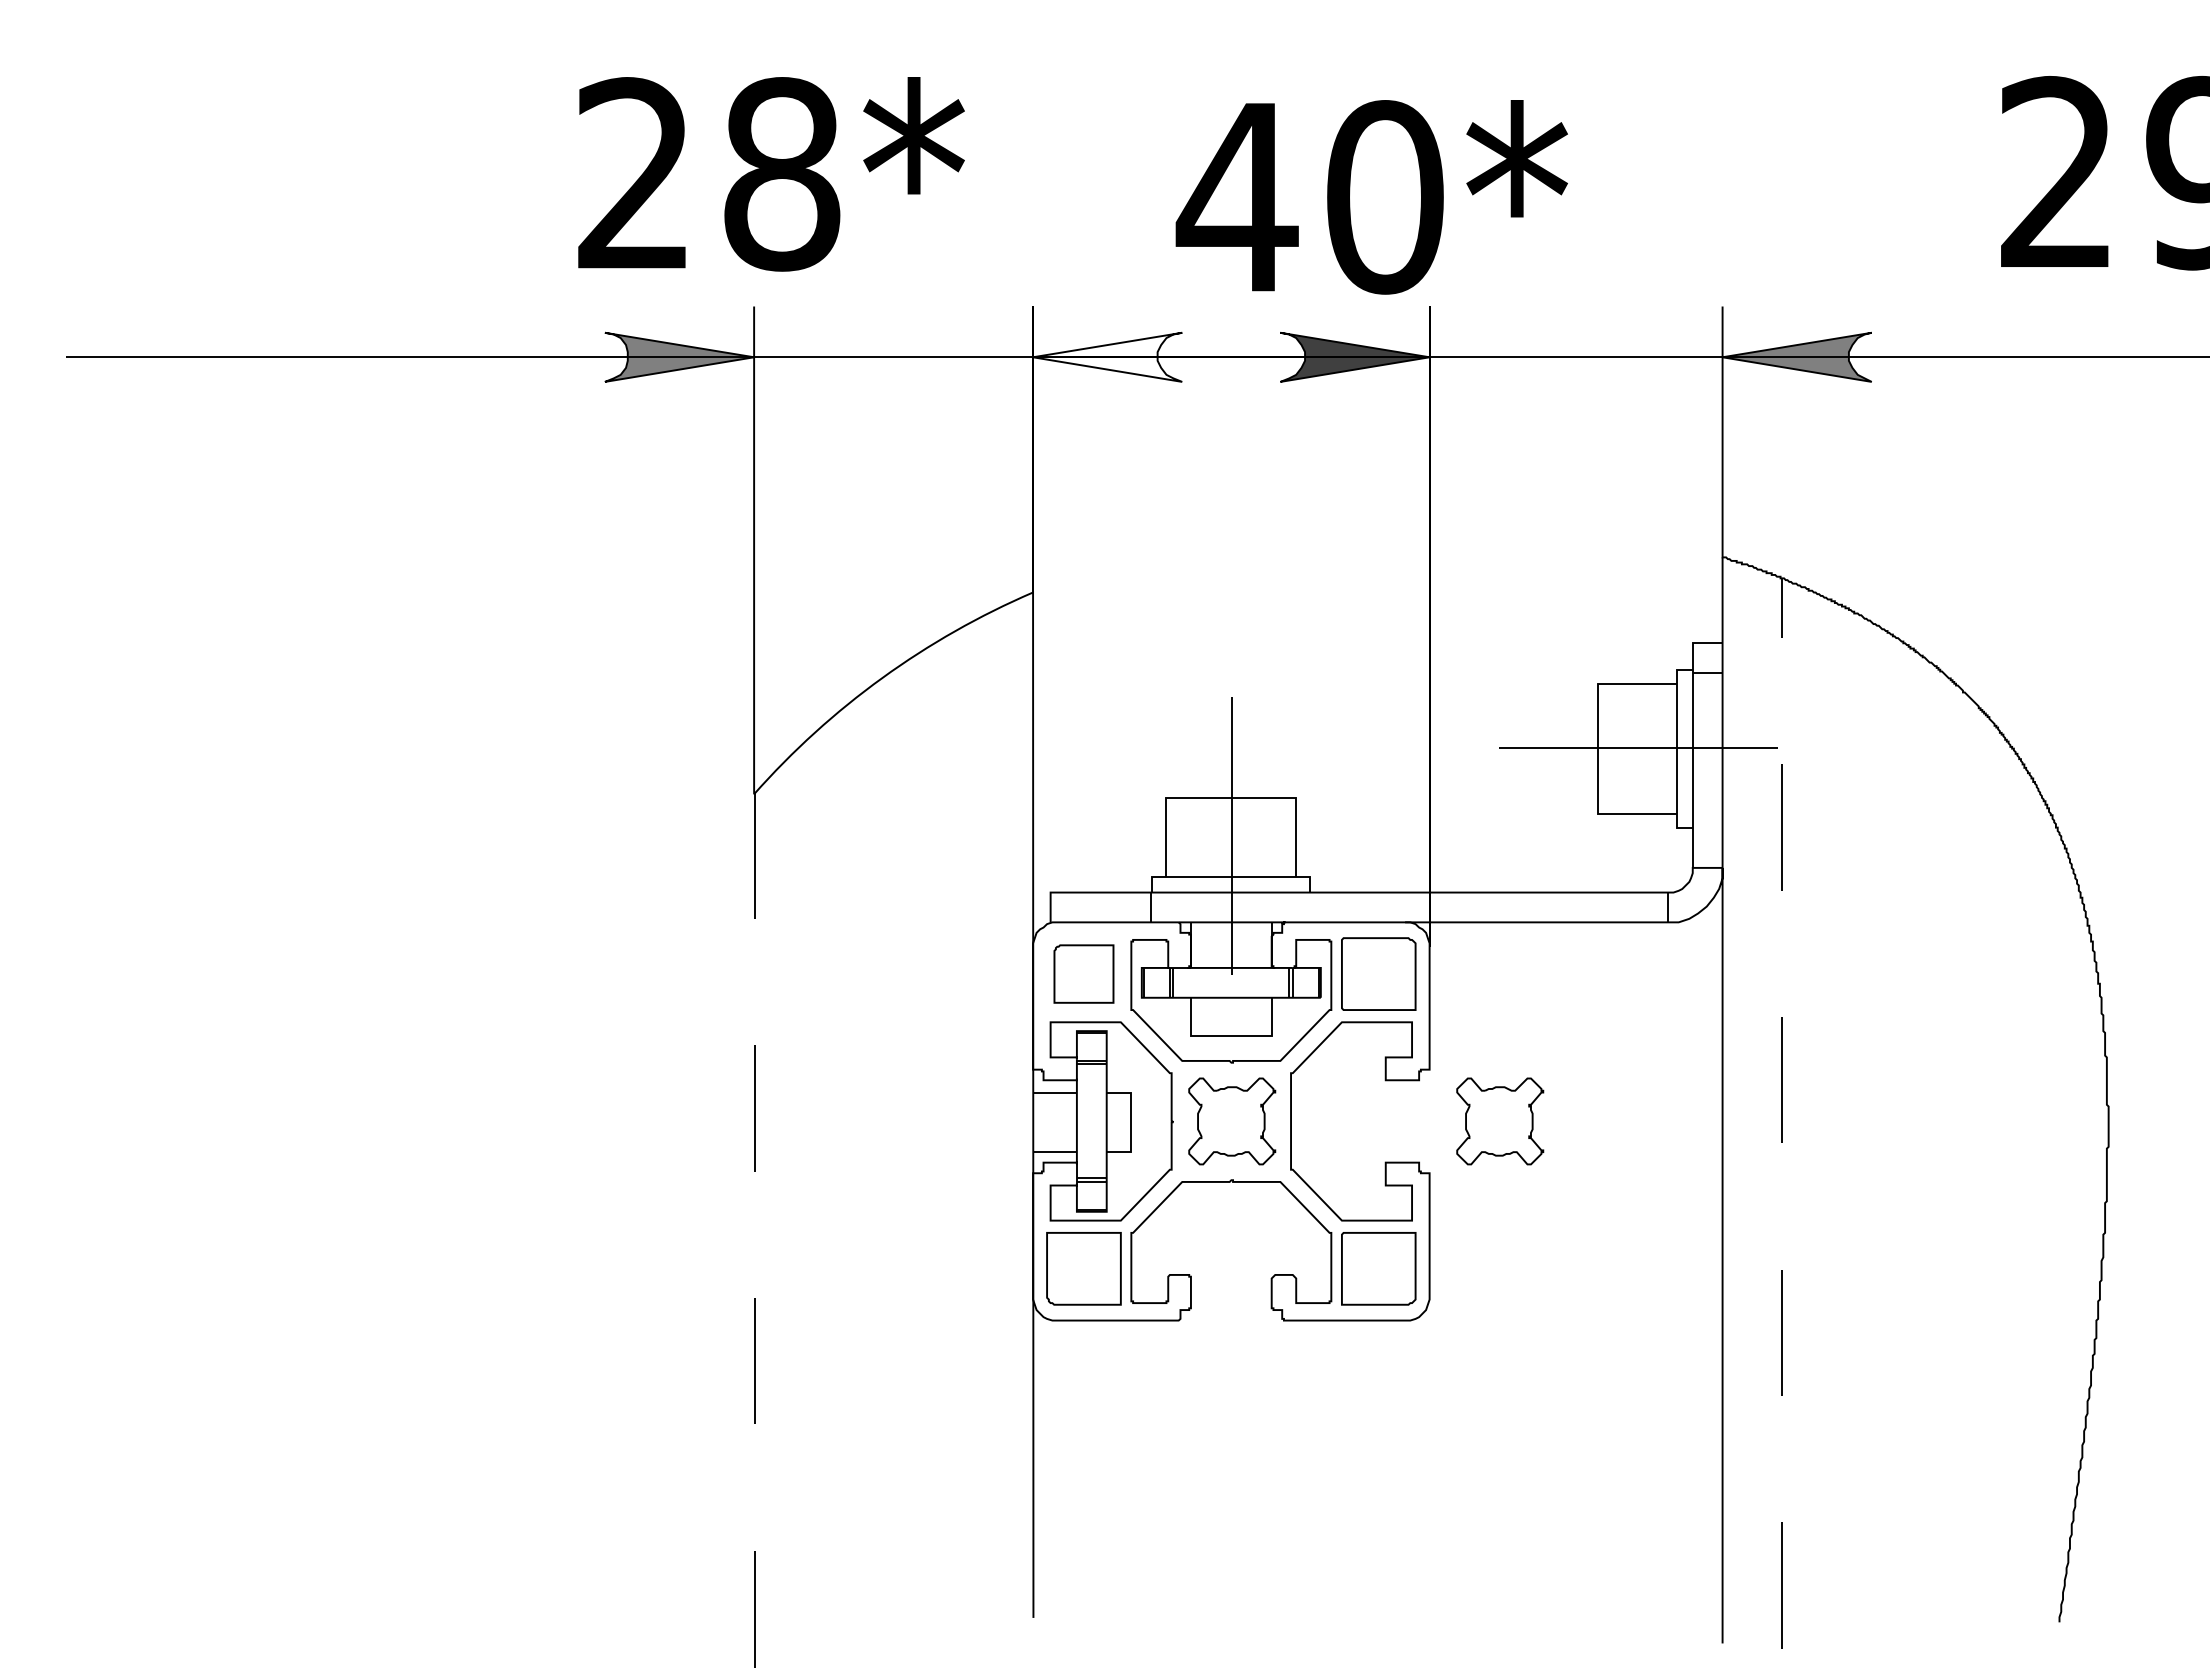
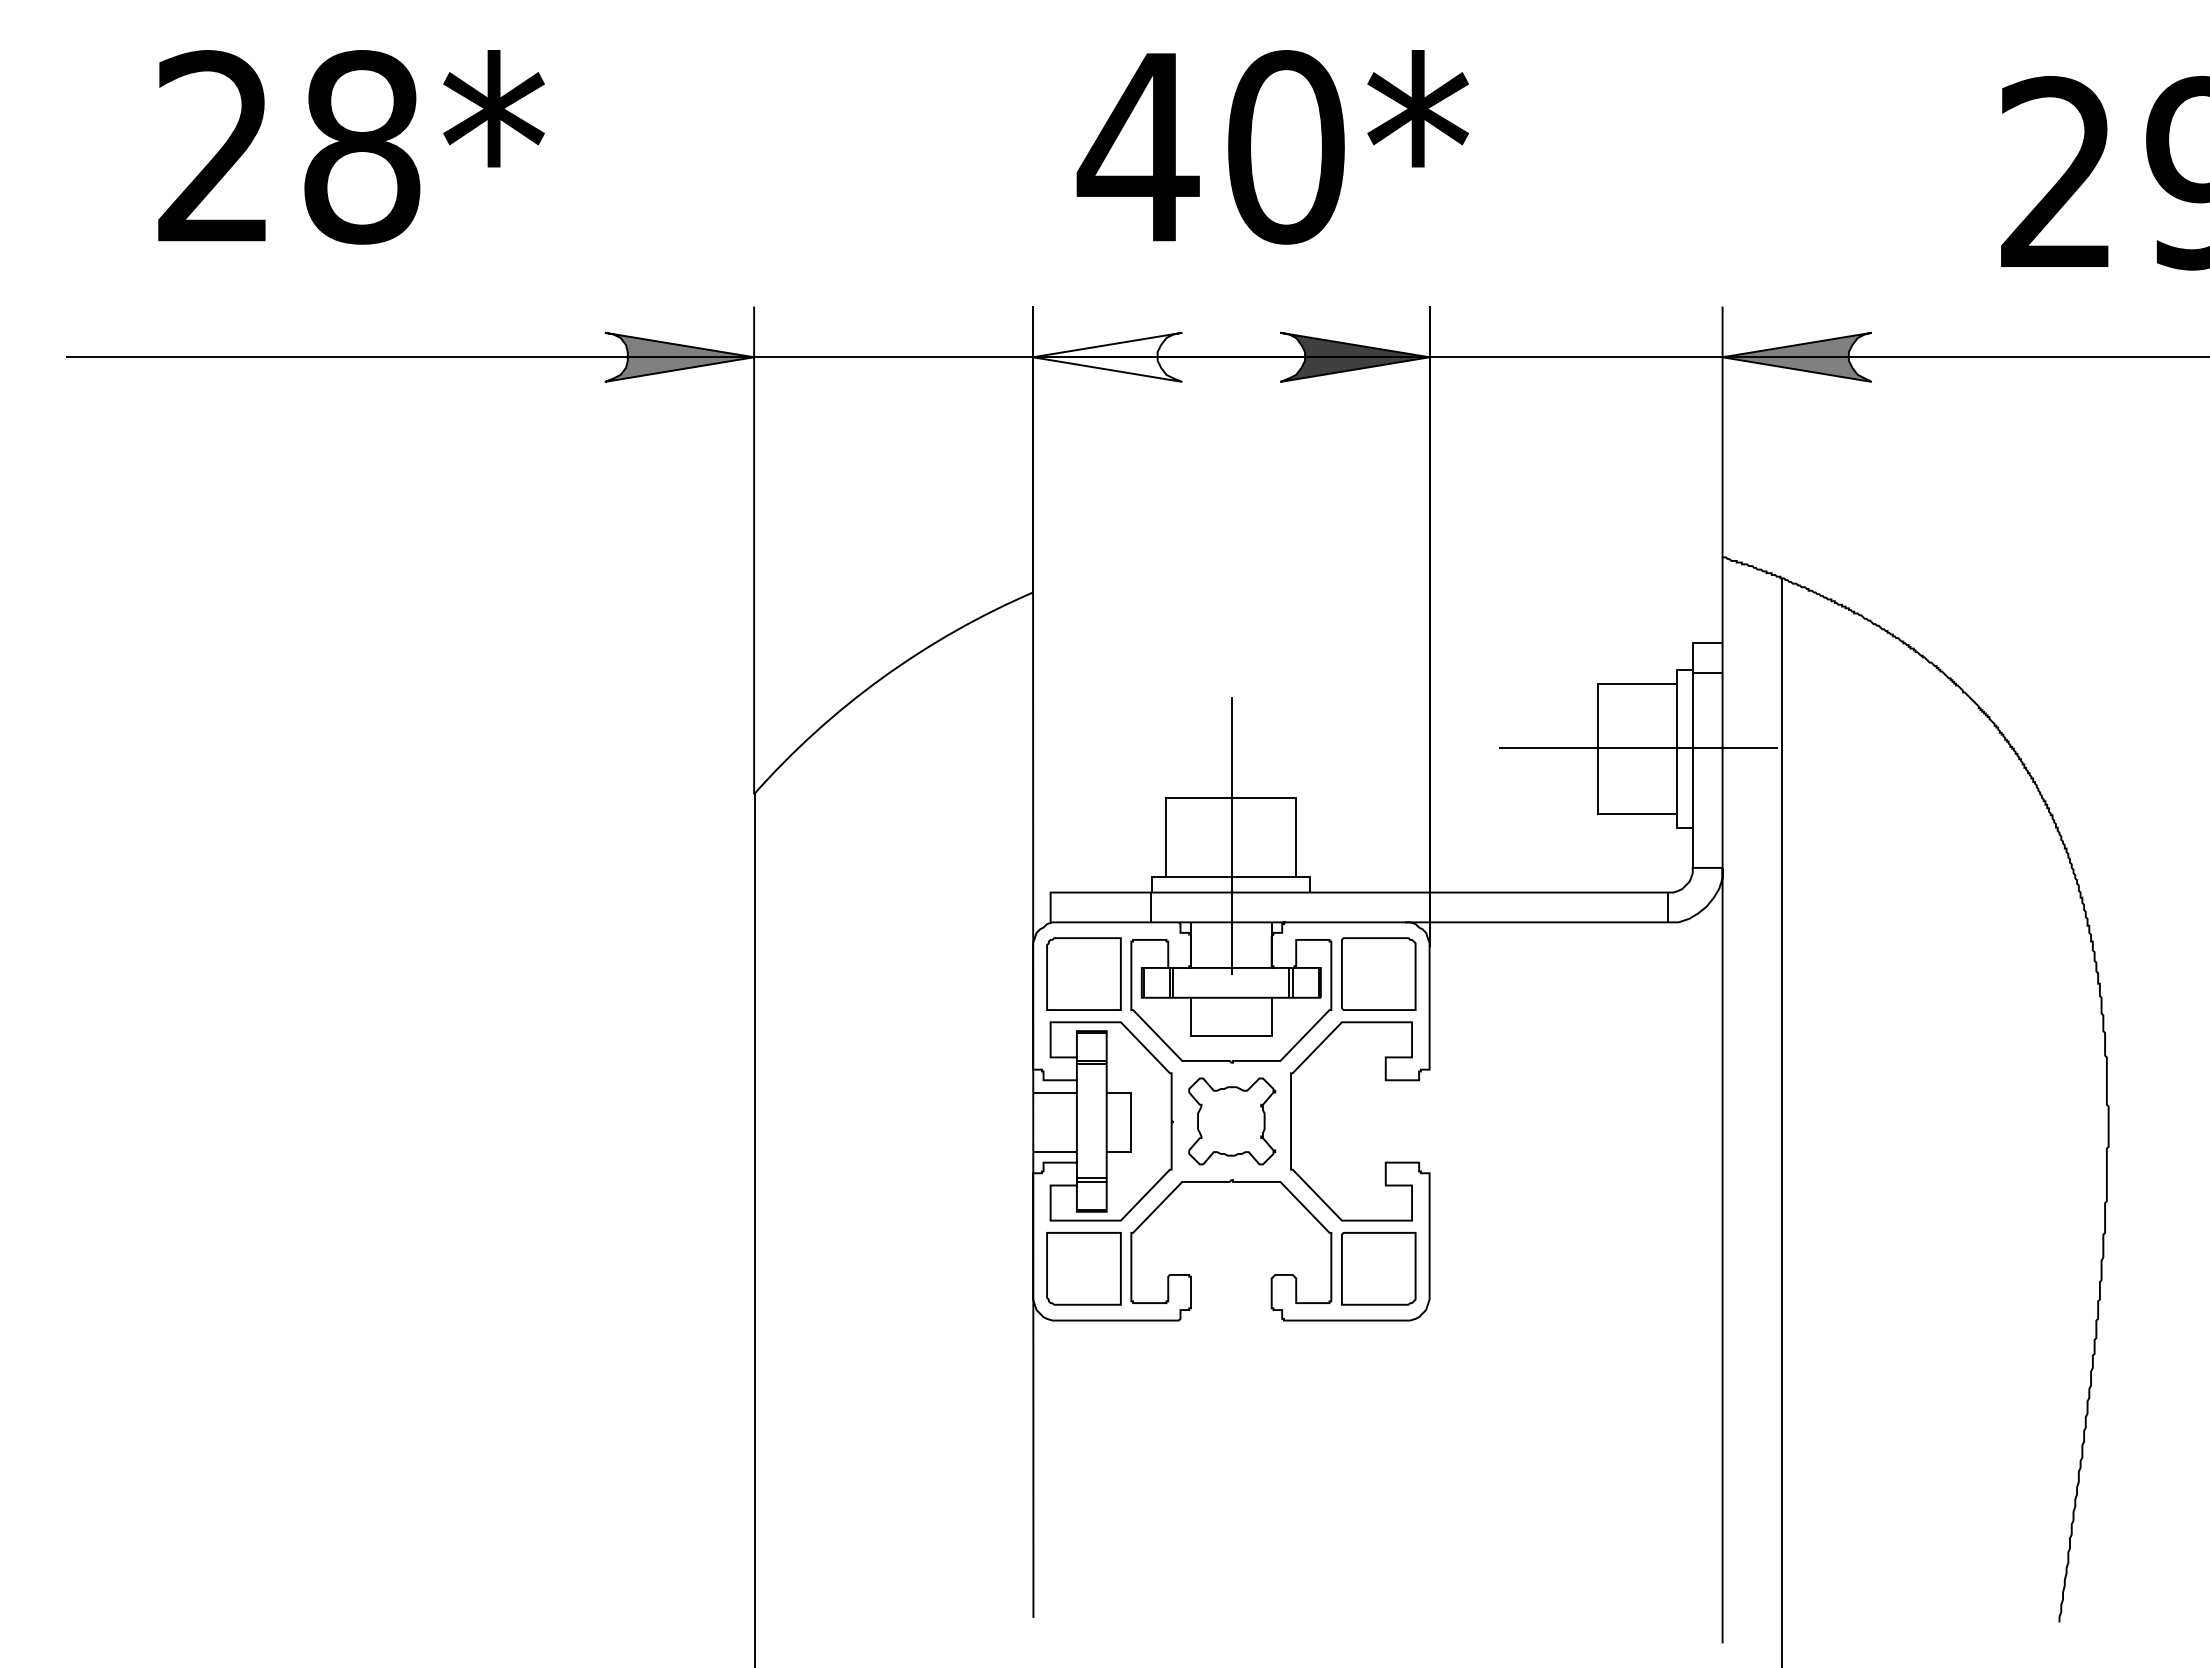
text position: (771, 174) -> (351, 147) (351, 147)
text position: (1371, 197) -> (1272, 147) (1272, 147)
part size: 62x60 px -> 76x74 px (1083, 973)
part: present -> none (1500, 1121)
line: dashed -> solid (1782, 1123)
line: dashed -> solid (754, 1231)
